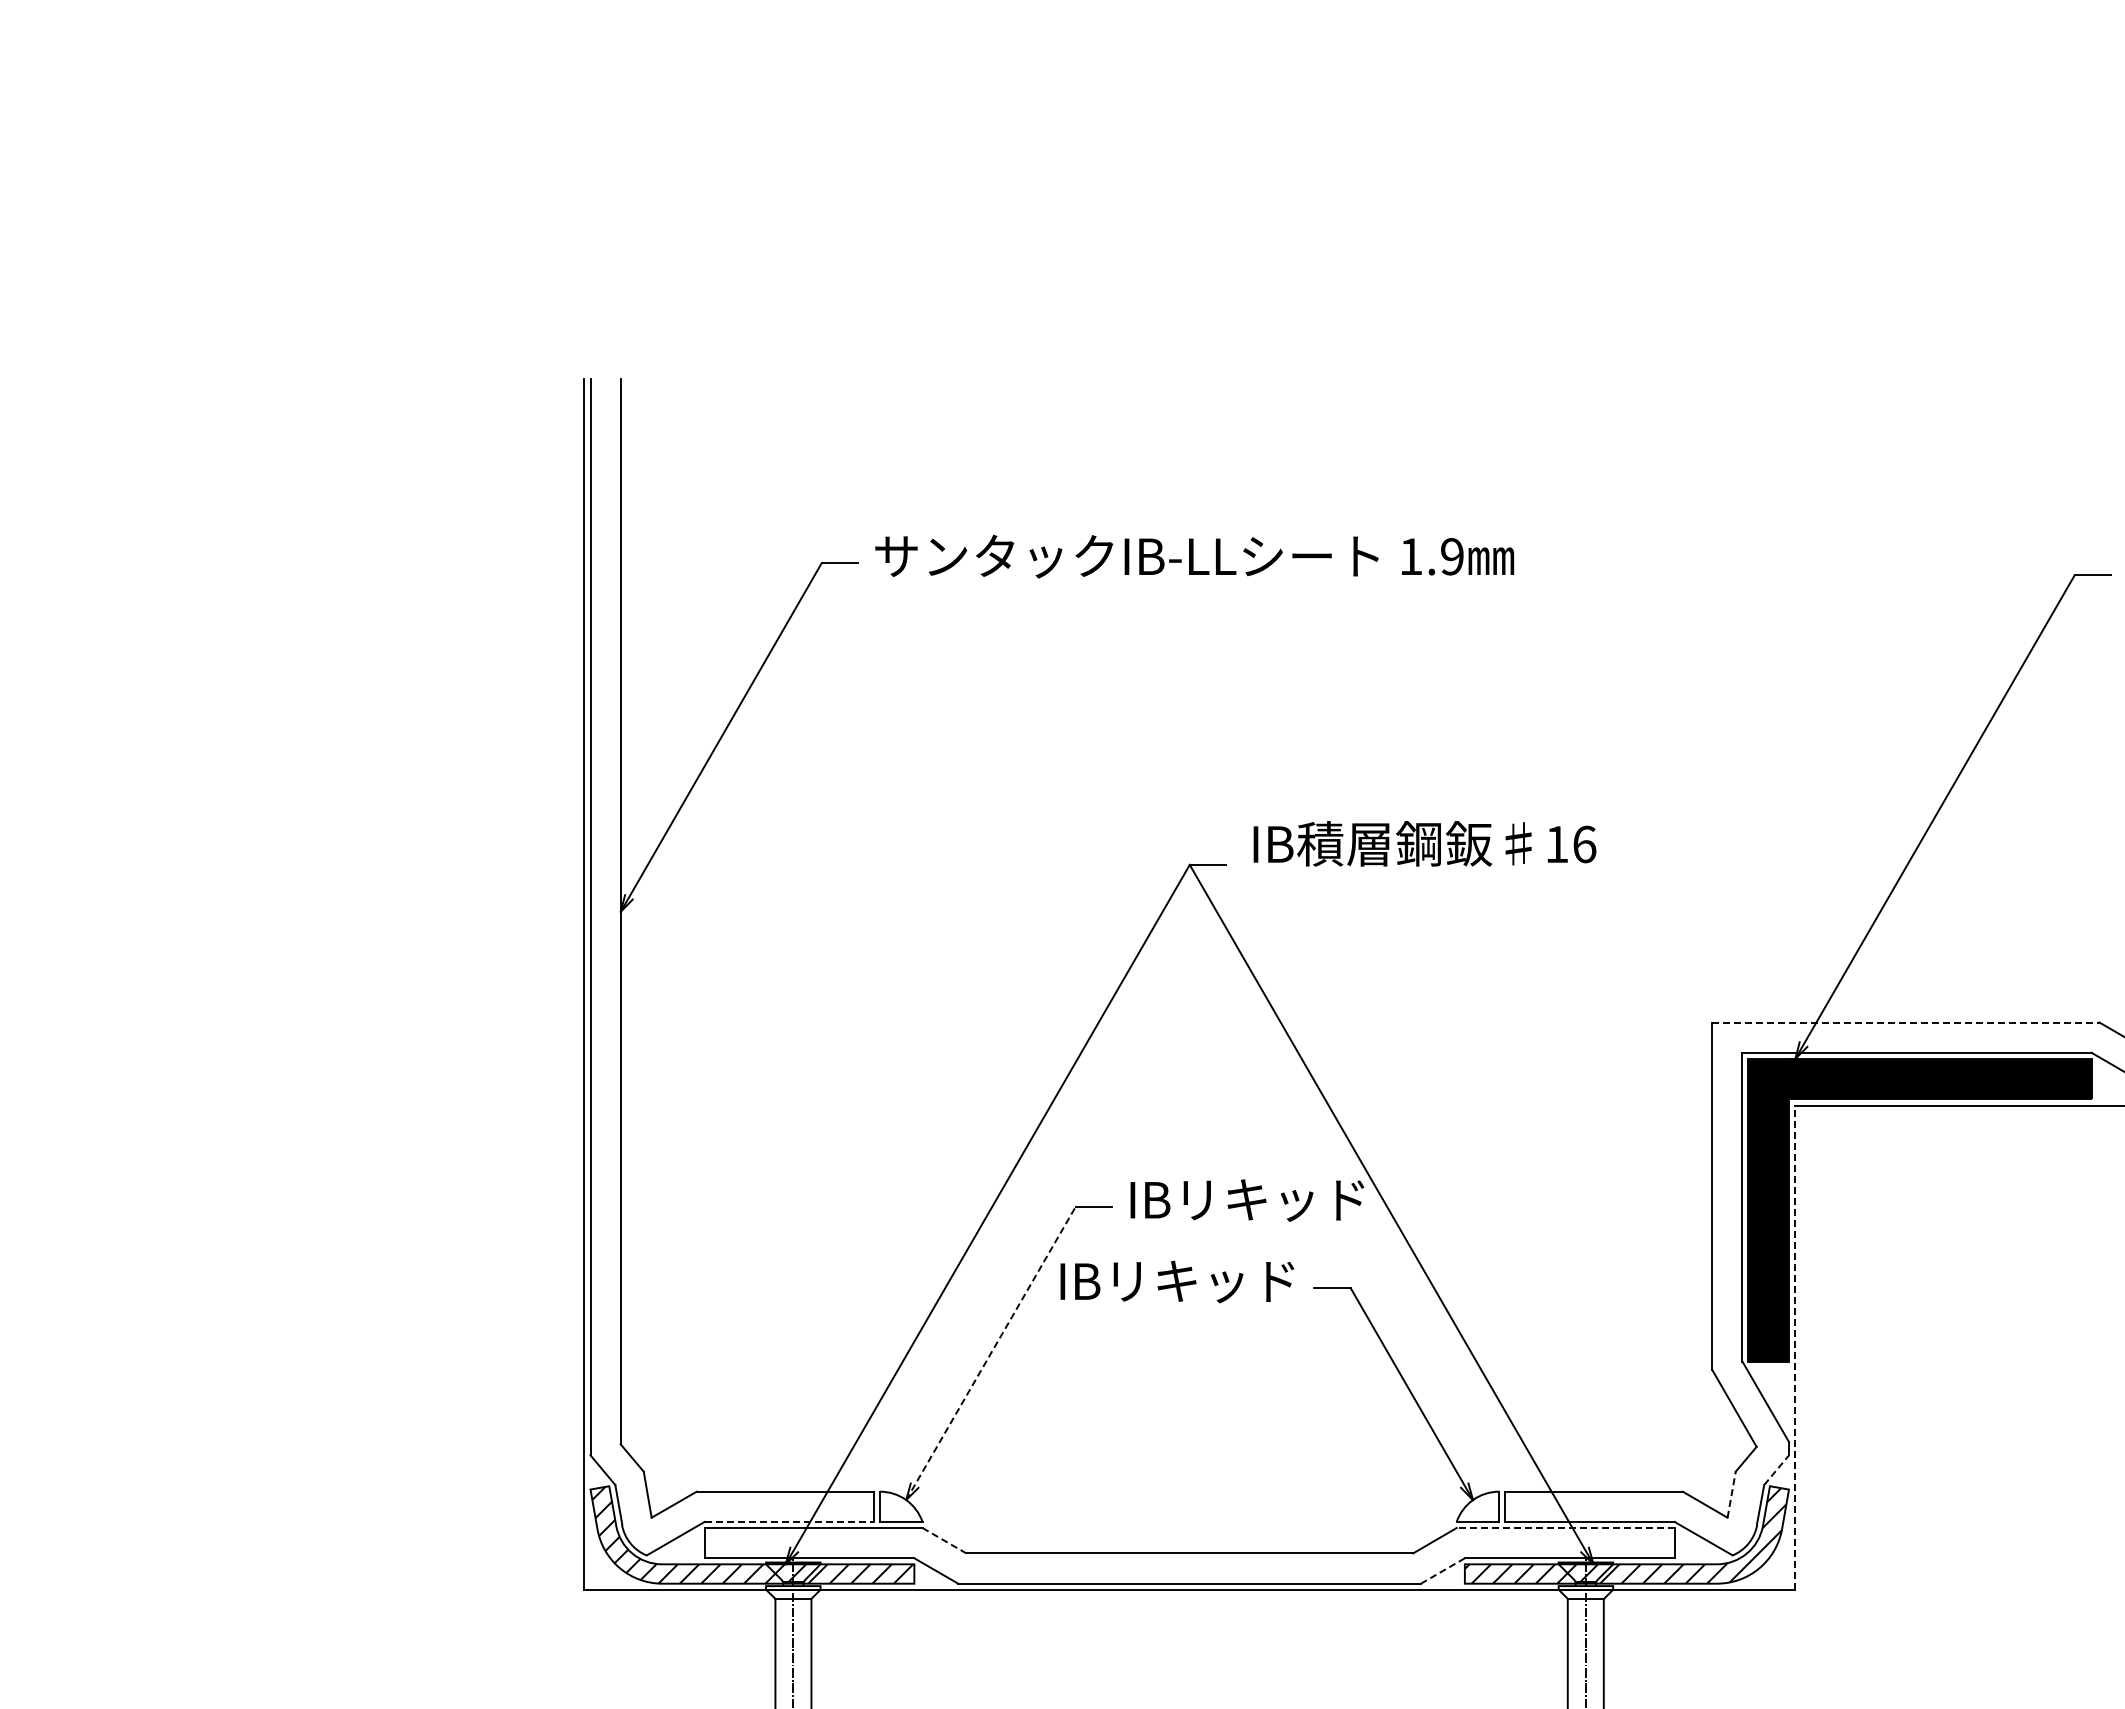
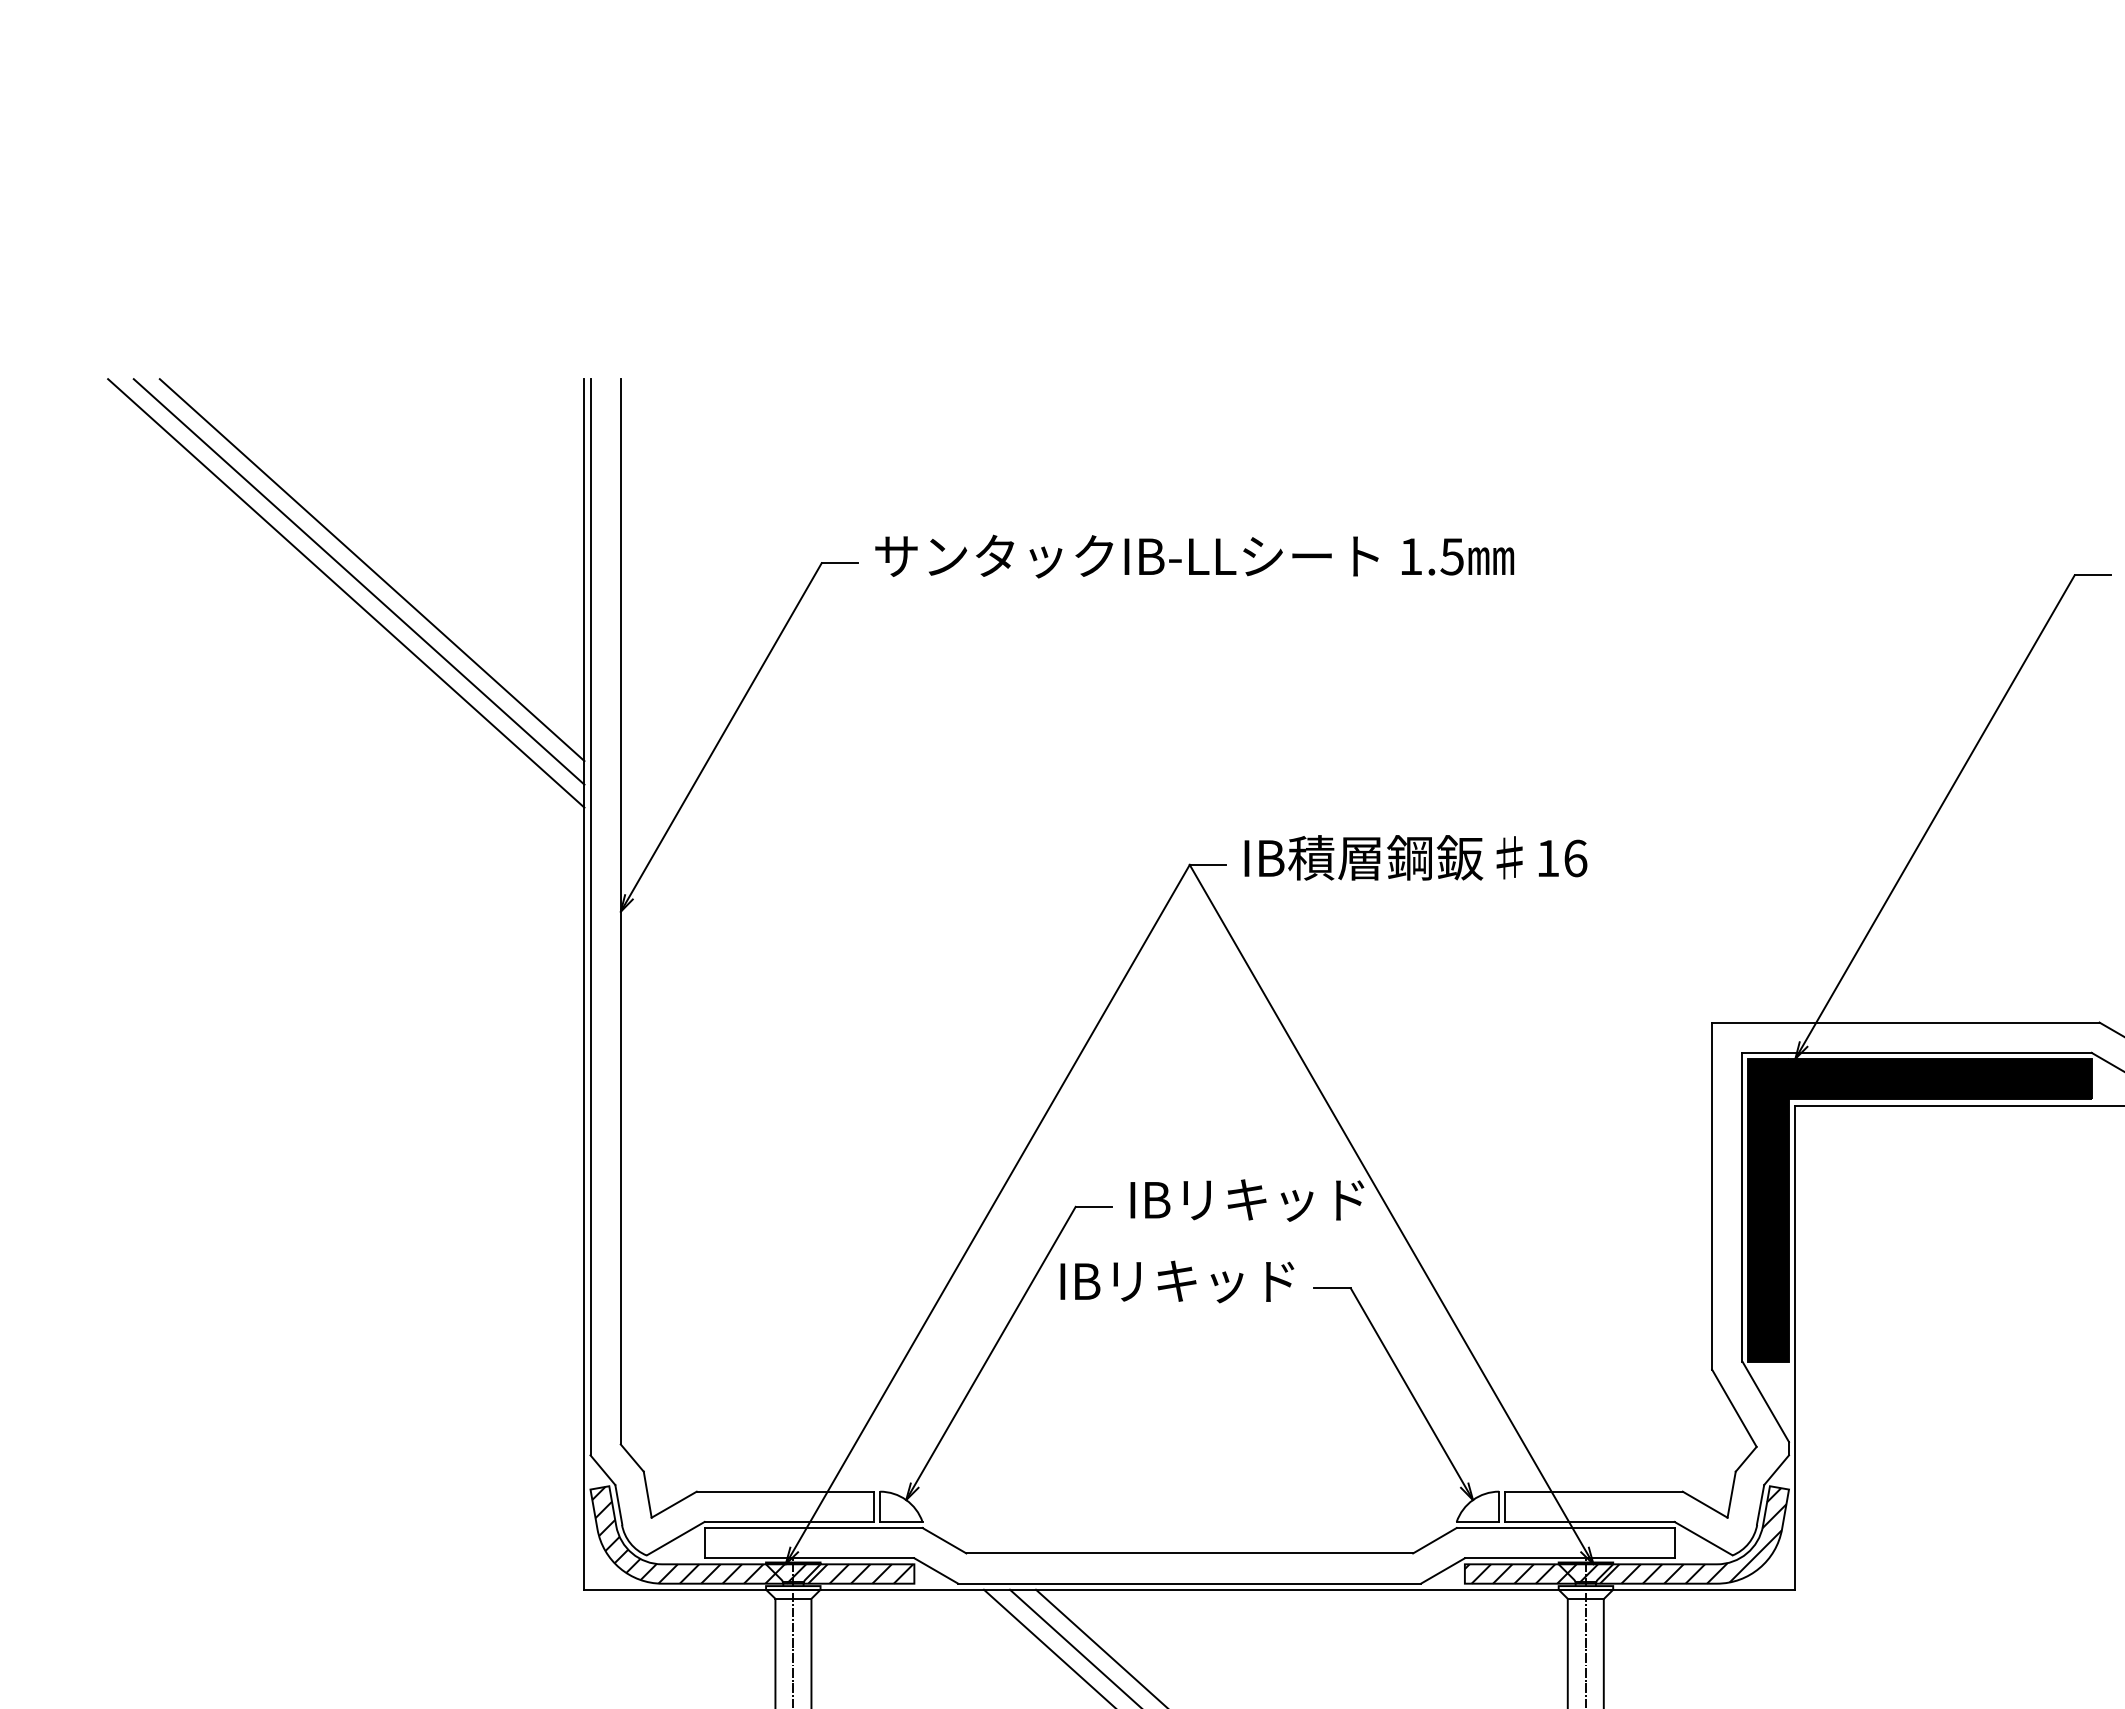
text: 1.9 -> 1.5 (1451, 556)
line: none -> present (371, 570)
line: none -> present (358, 581)
line: none -> present (346, 593)
text position: (1424, 843) -> (1415, 857) (1415, 857)
line: dashed -> solid (1905, 1022)
line: dashed -> solid (1795, 1347)
line: dashed -> solid (991, 1353)
line: dashed -> solid (1776, 1469)
line: dashed -> solid (1731, 1494)
line: dashed -> solid (789, 1521)
line: dashed -> solid (1565, 1528)
line: dashed -> solid (944, 1540)
line: dashed -> solid (1442, 1571)
line: none -> present (1047, 1647)
line: none -> present (1074, 1647)
line: none -> present (1100, 1647)
